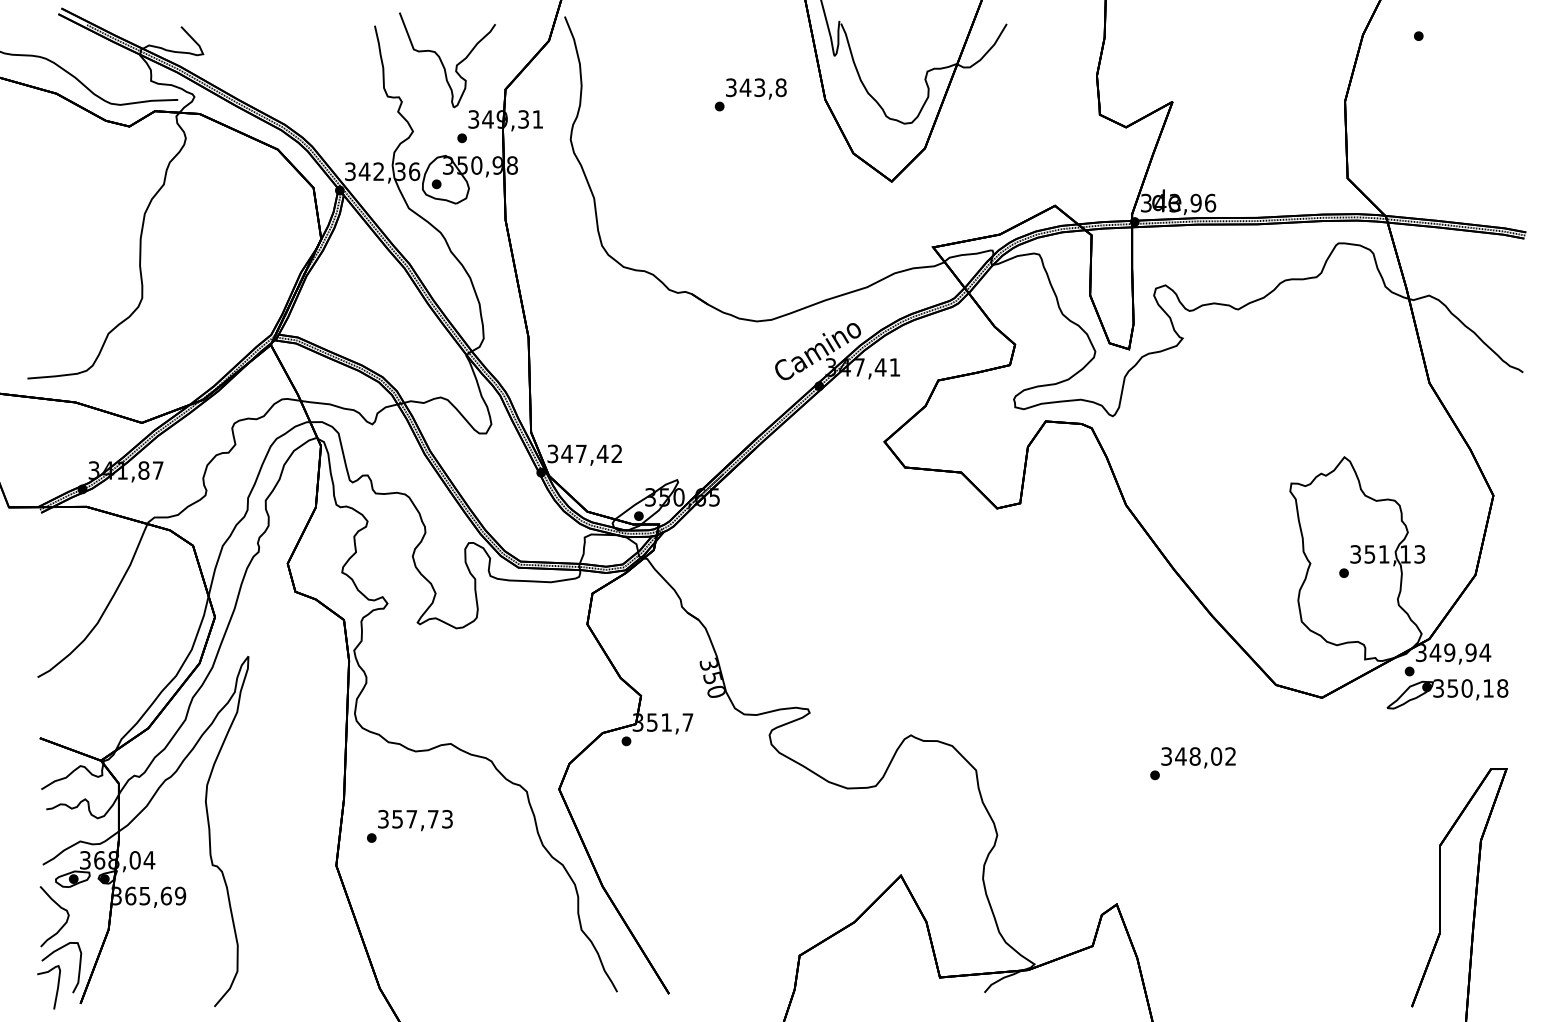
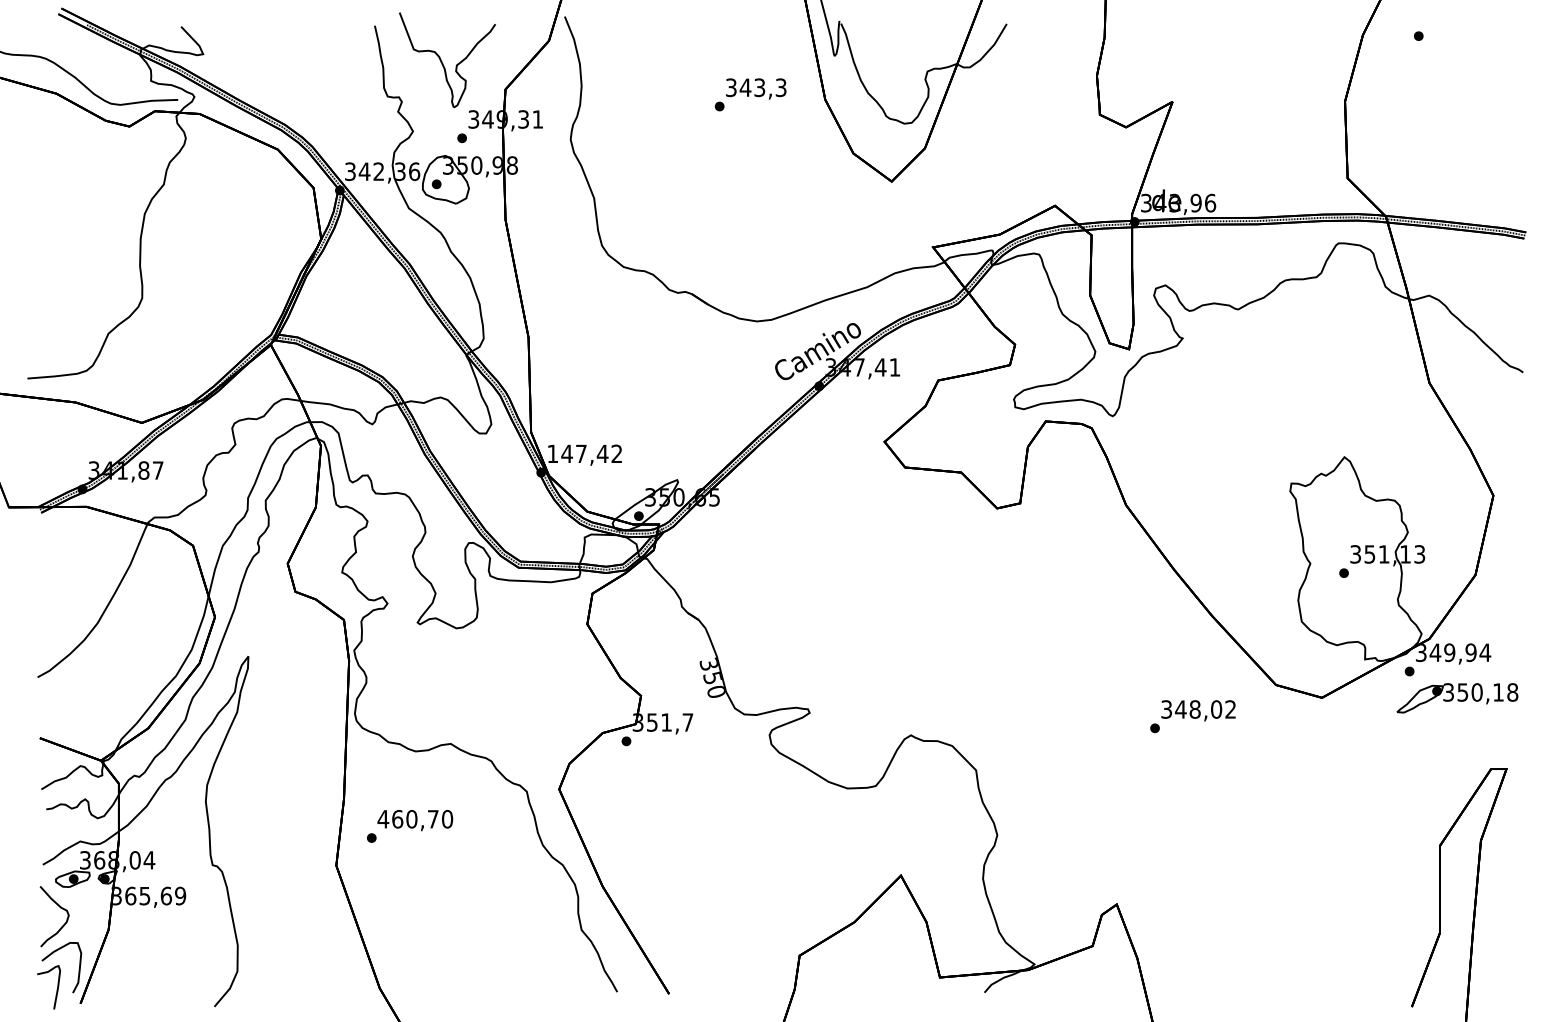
text: 343,8 -> 343,3 (780, 87)
text: 347,42 -> 147,42 (552, 453)
part position: (1447, 694) -> (1457, 698) (1457, 698)
text position: (1192, 763) -> (1192, 716) (1192, 716)
text: 357,73 -> 460,70 (415, 818)
